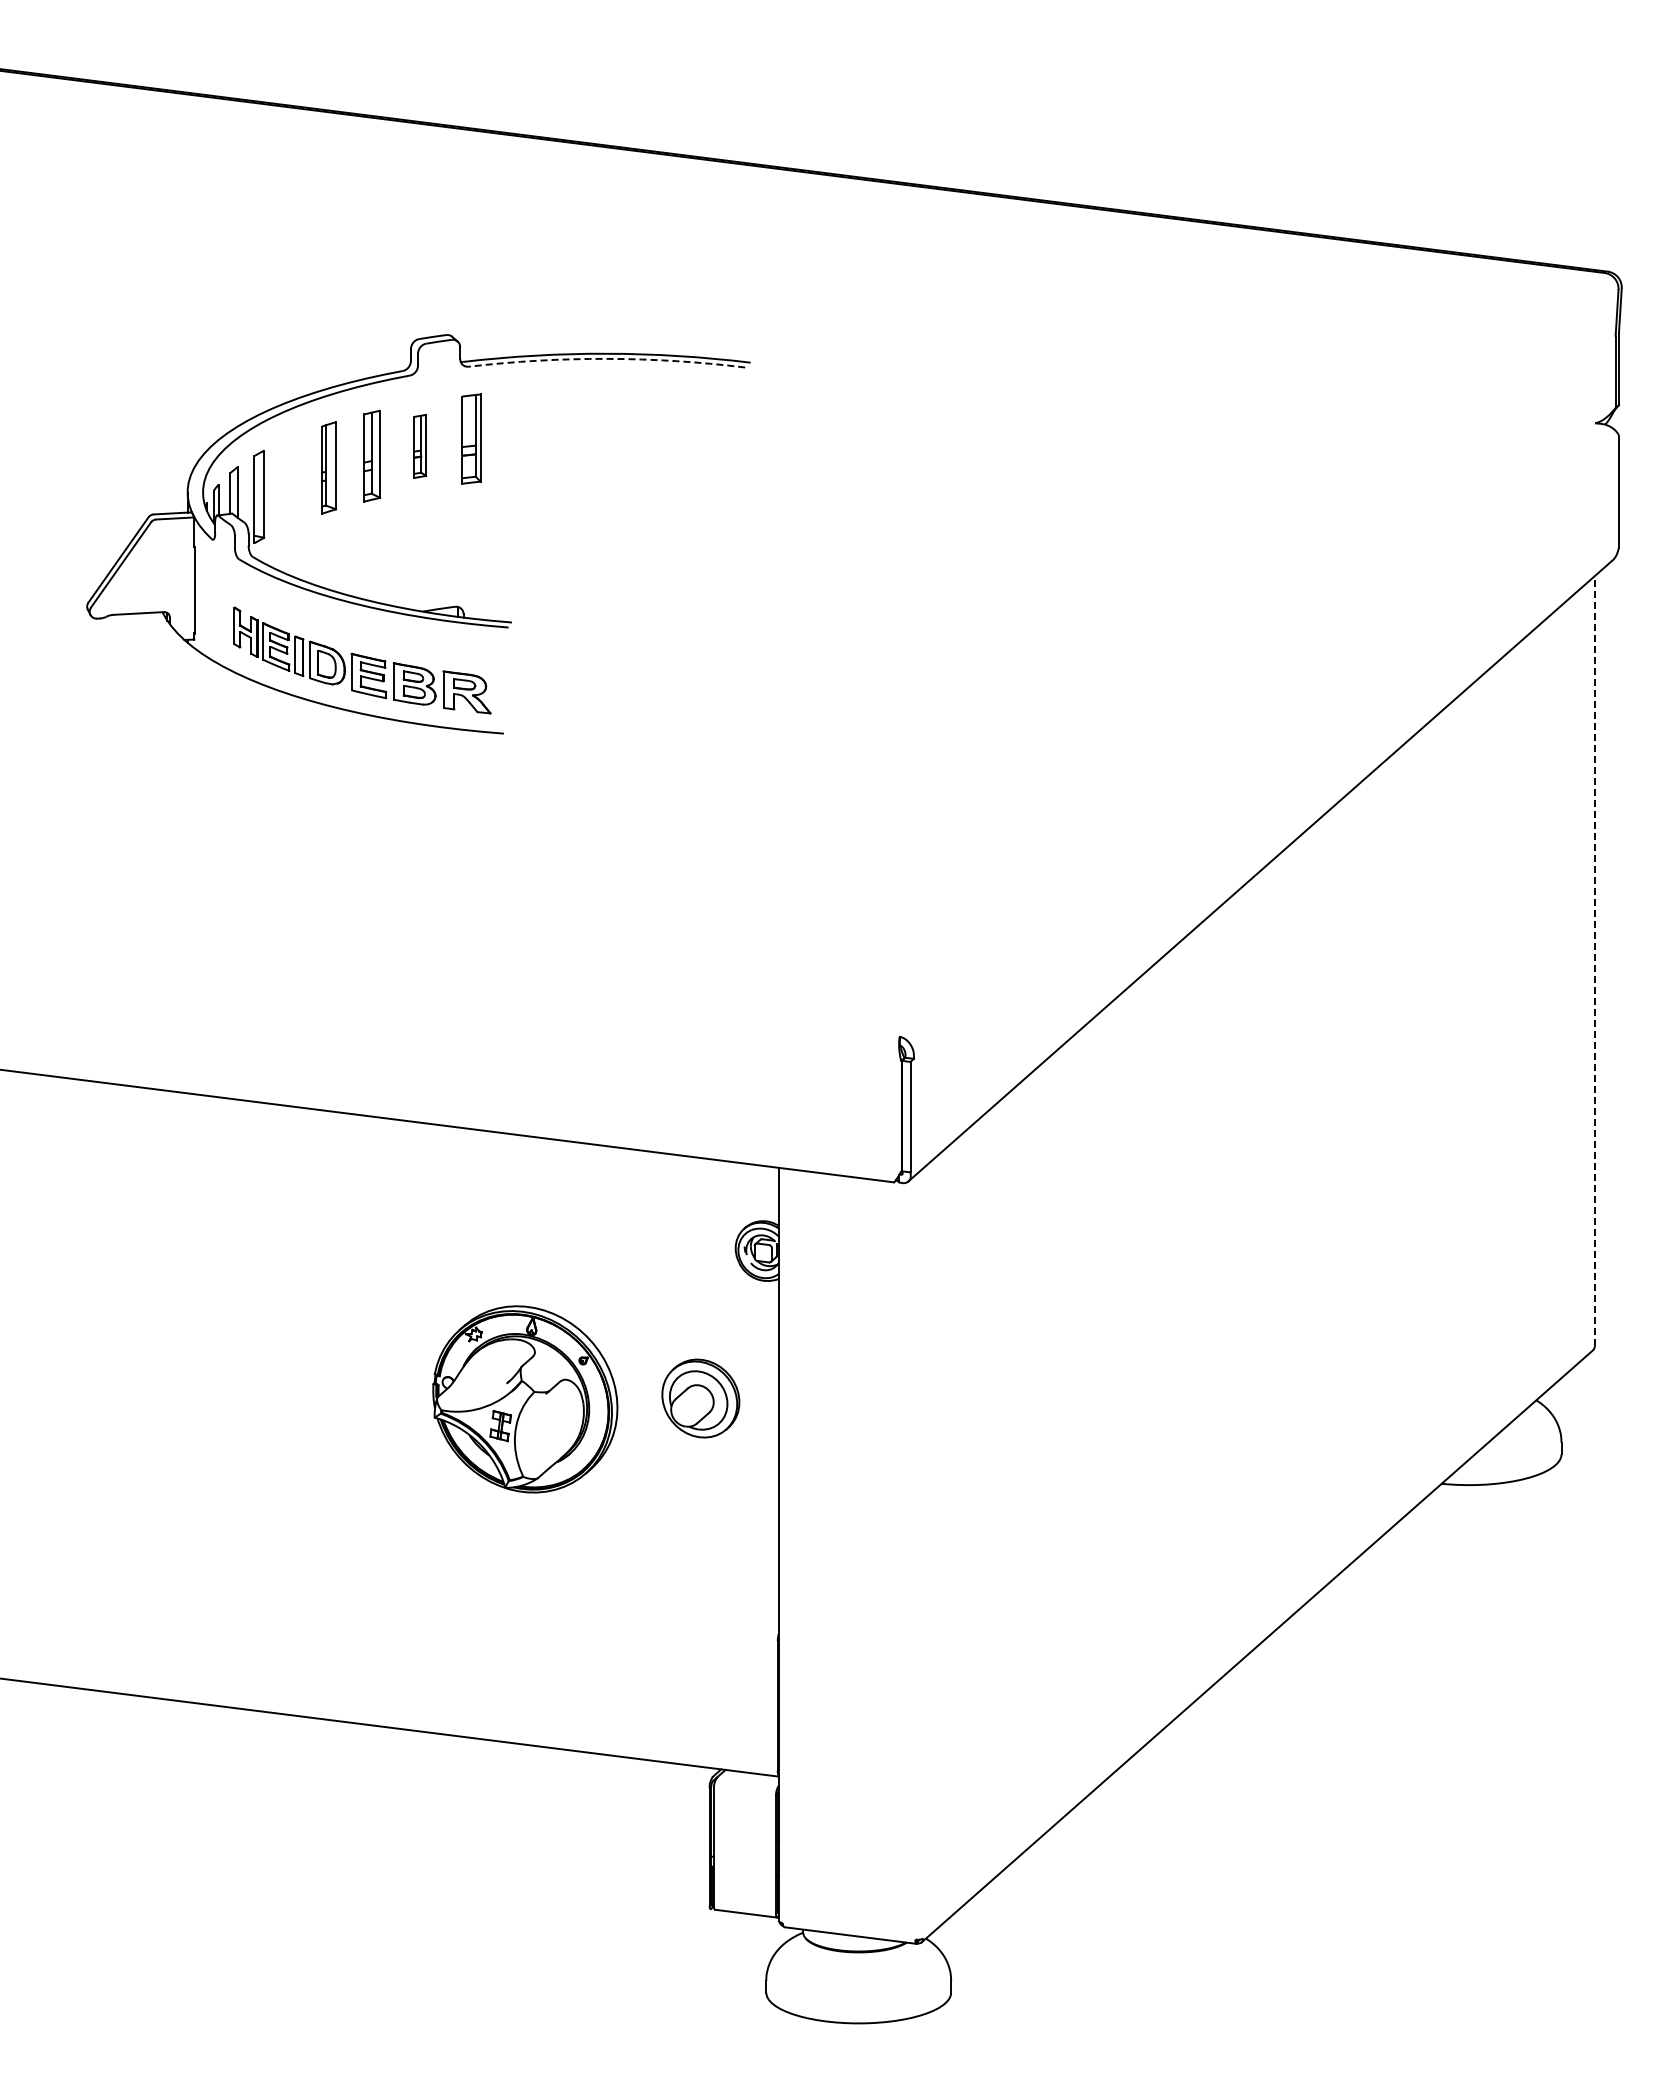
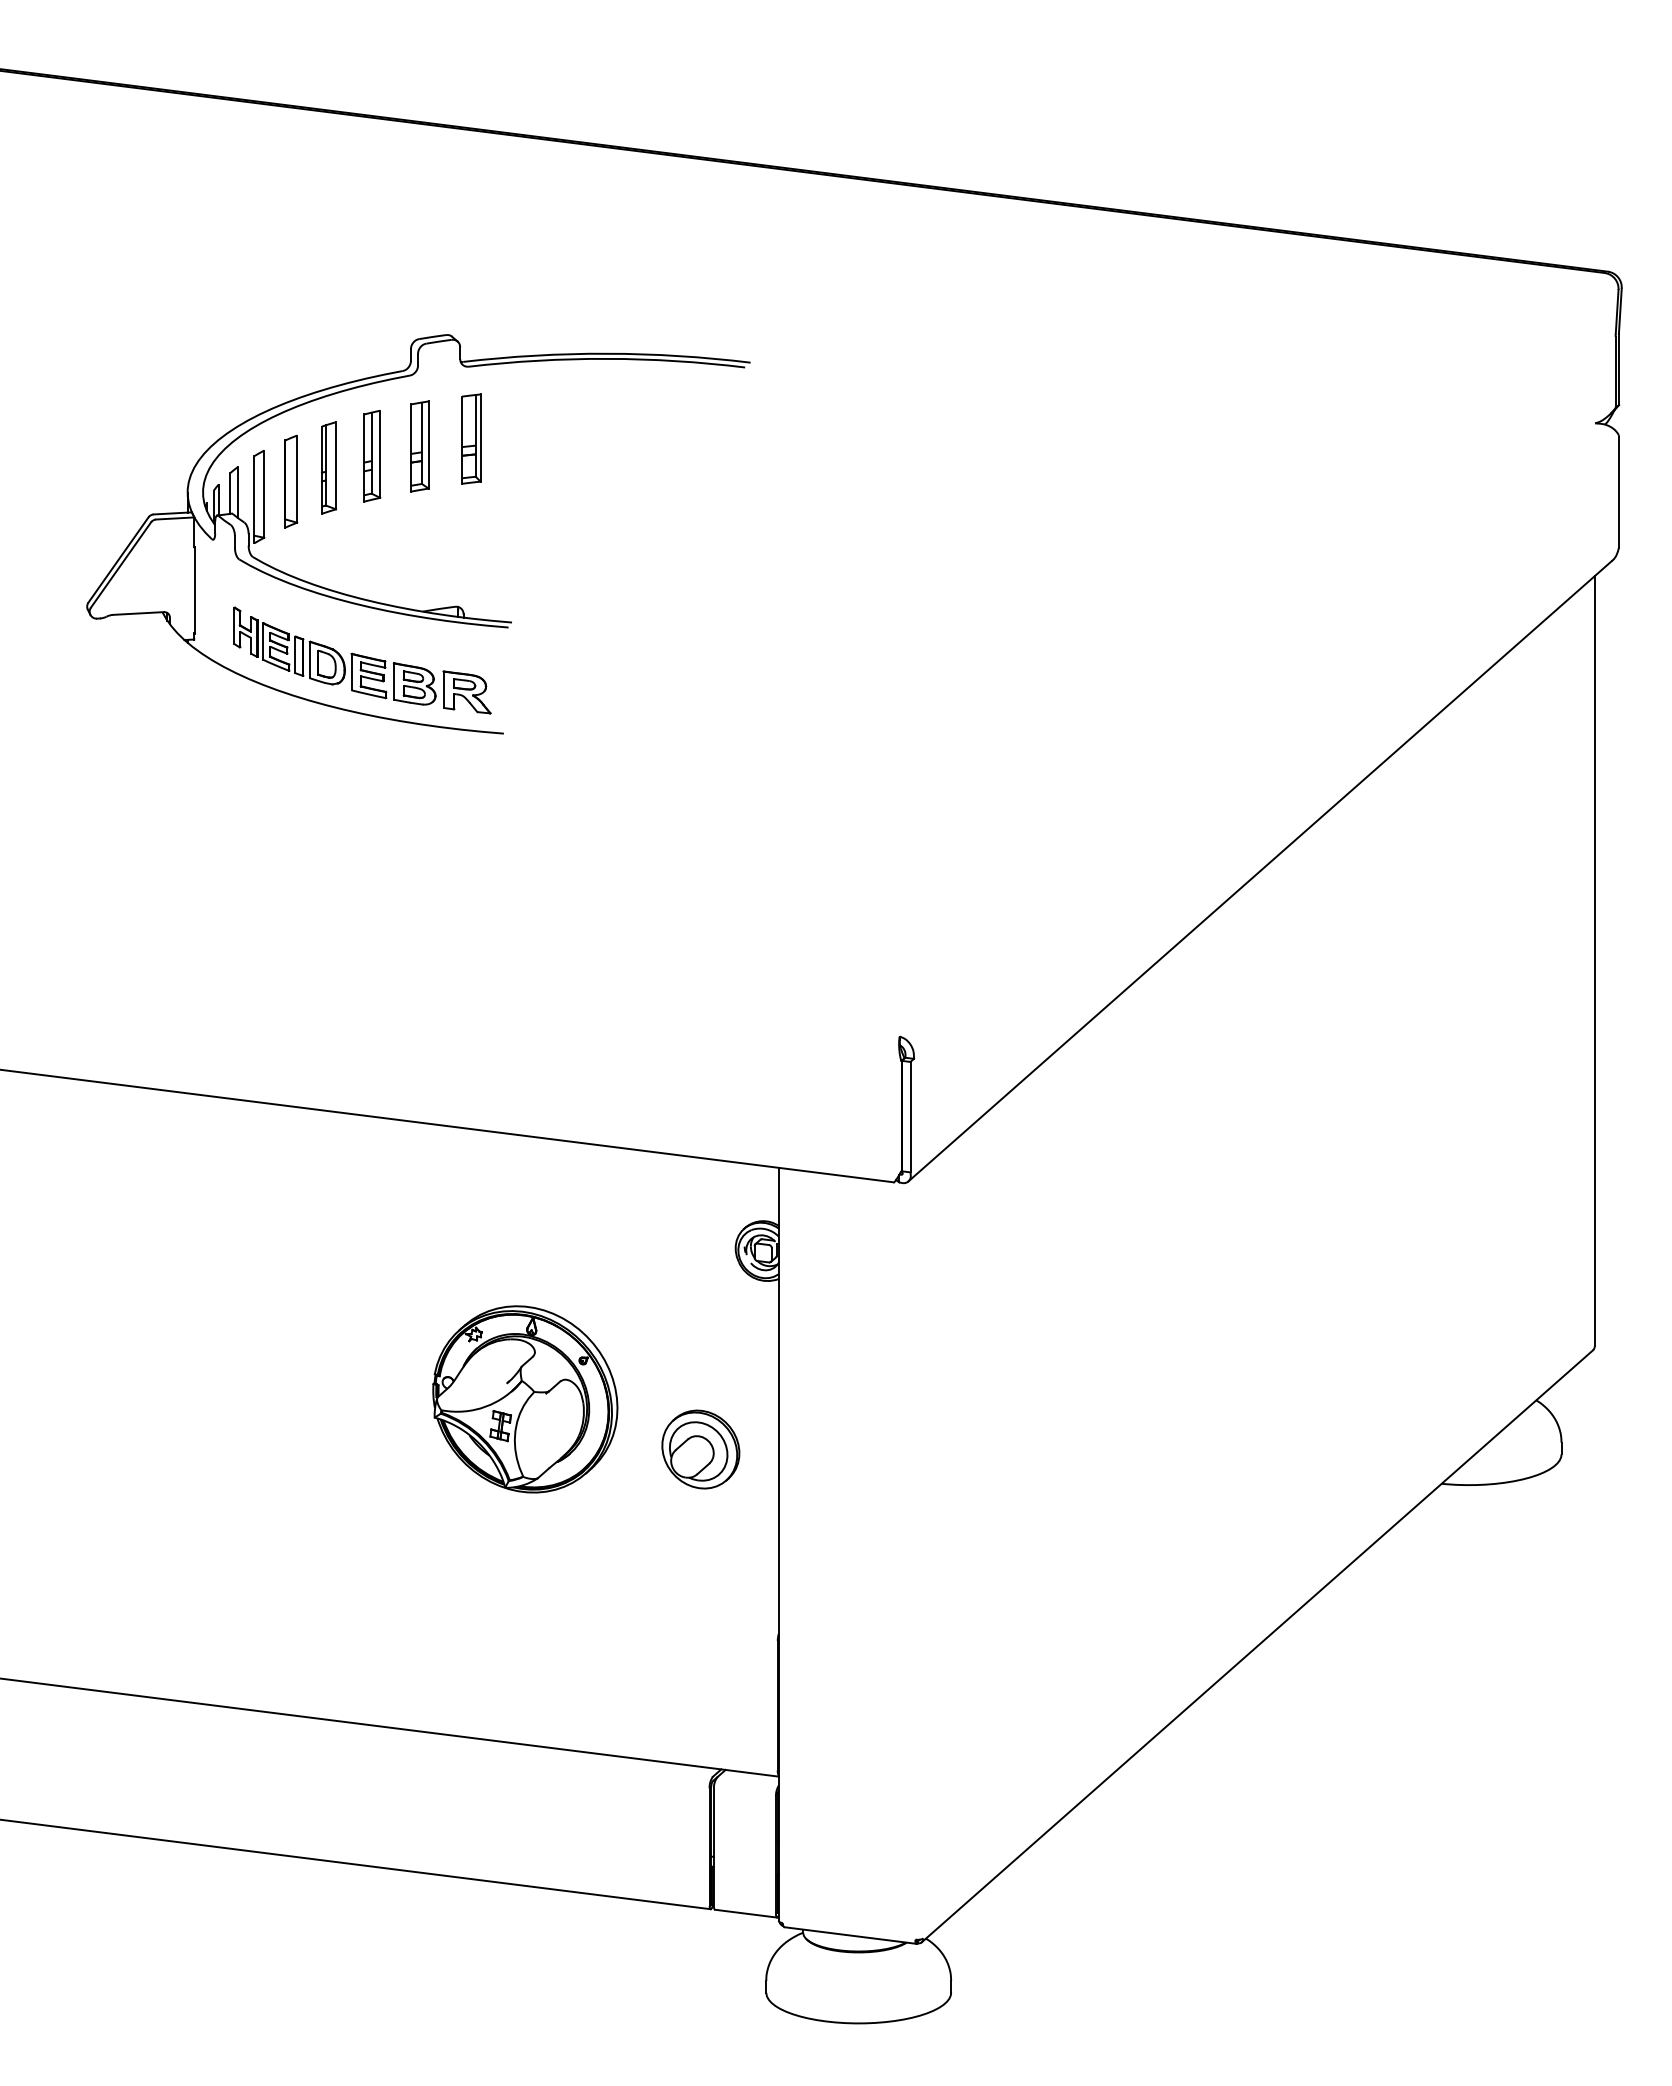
arc: dashed -> solid (607, 358)
part size: 15x65 px -> 20x93 px (419, 446)
part: none -> present (291, 481)
line: dashed -> solid (1595, 960)
part position: (700, 1398) -> (700, 1449) (700, 1449)
line: none -> present (356, 1864)
